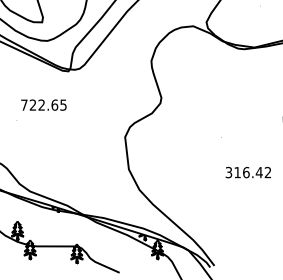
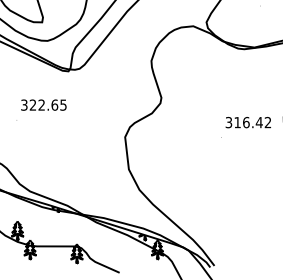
text: 722.65 -> 322.65 (24, 104)
text position: (247, 172) -> (247, 122) (247, 122)
